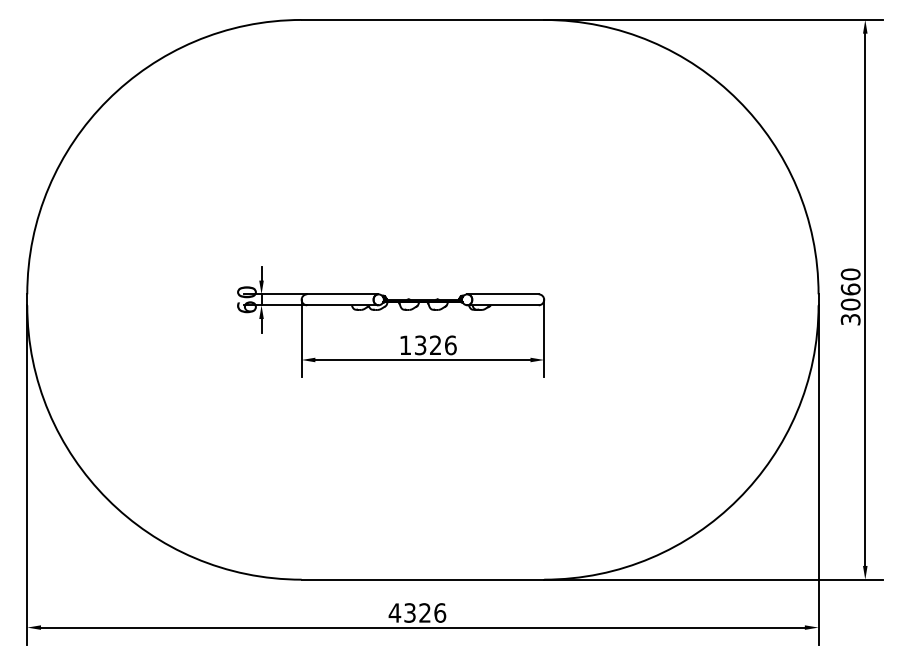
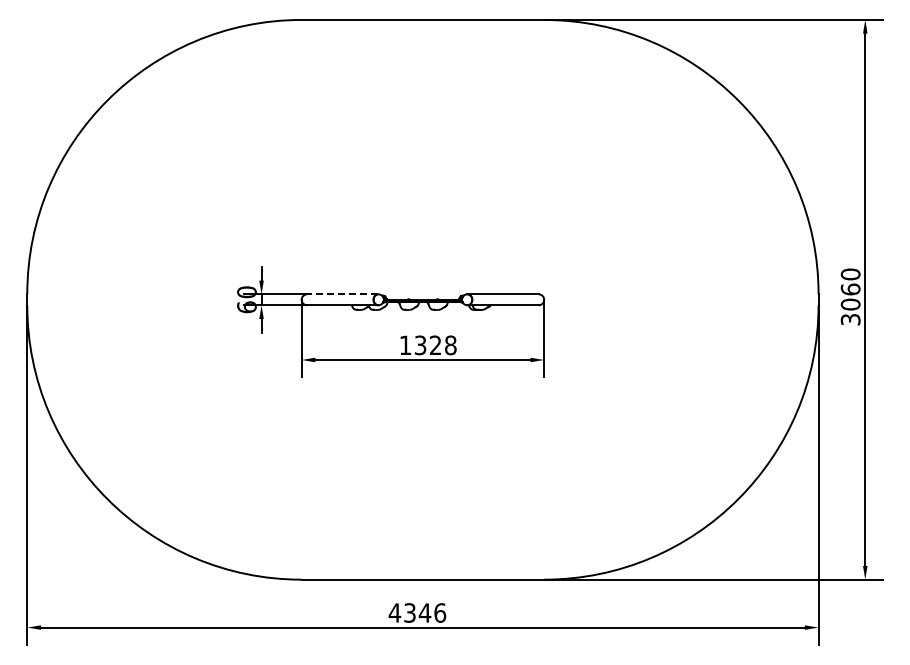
line: solid -> dashed (342, 294)
text: 1326 -> 1328 (450, 345)
text: 4326 -> 4346 (424, 612)
